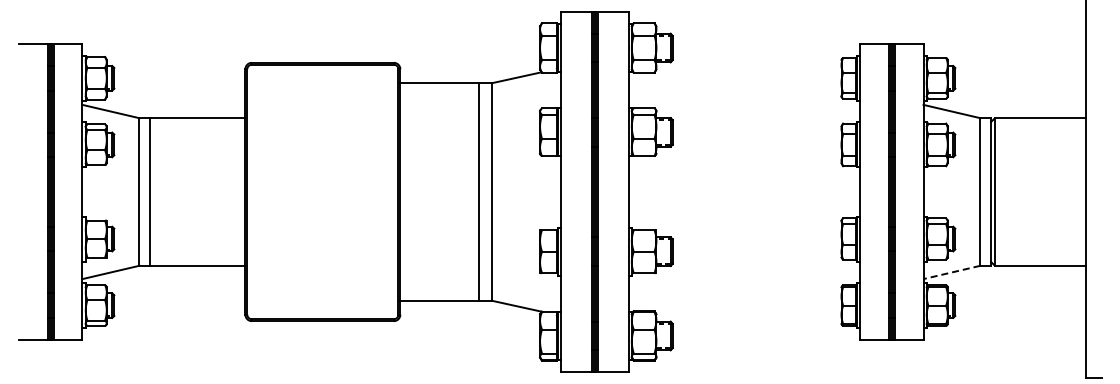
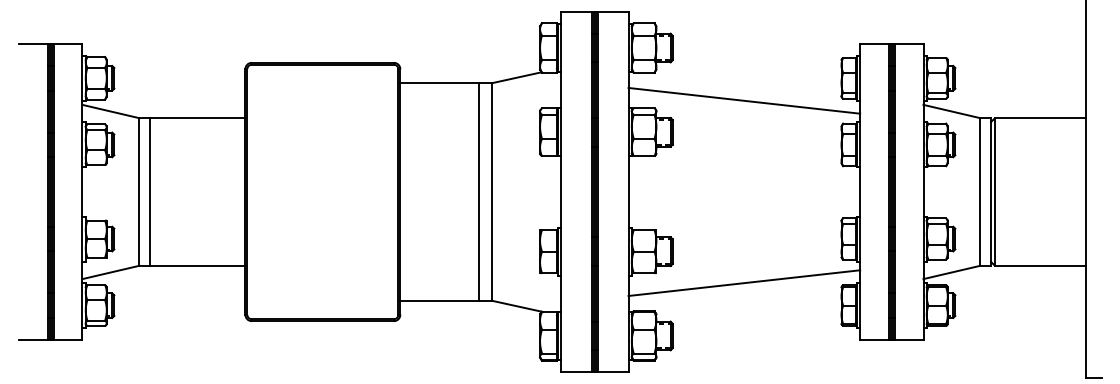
line: none -> present (744, 100)
line: dashed -> solid (951, 272)
line: none -> present (744, 282)
